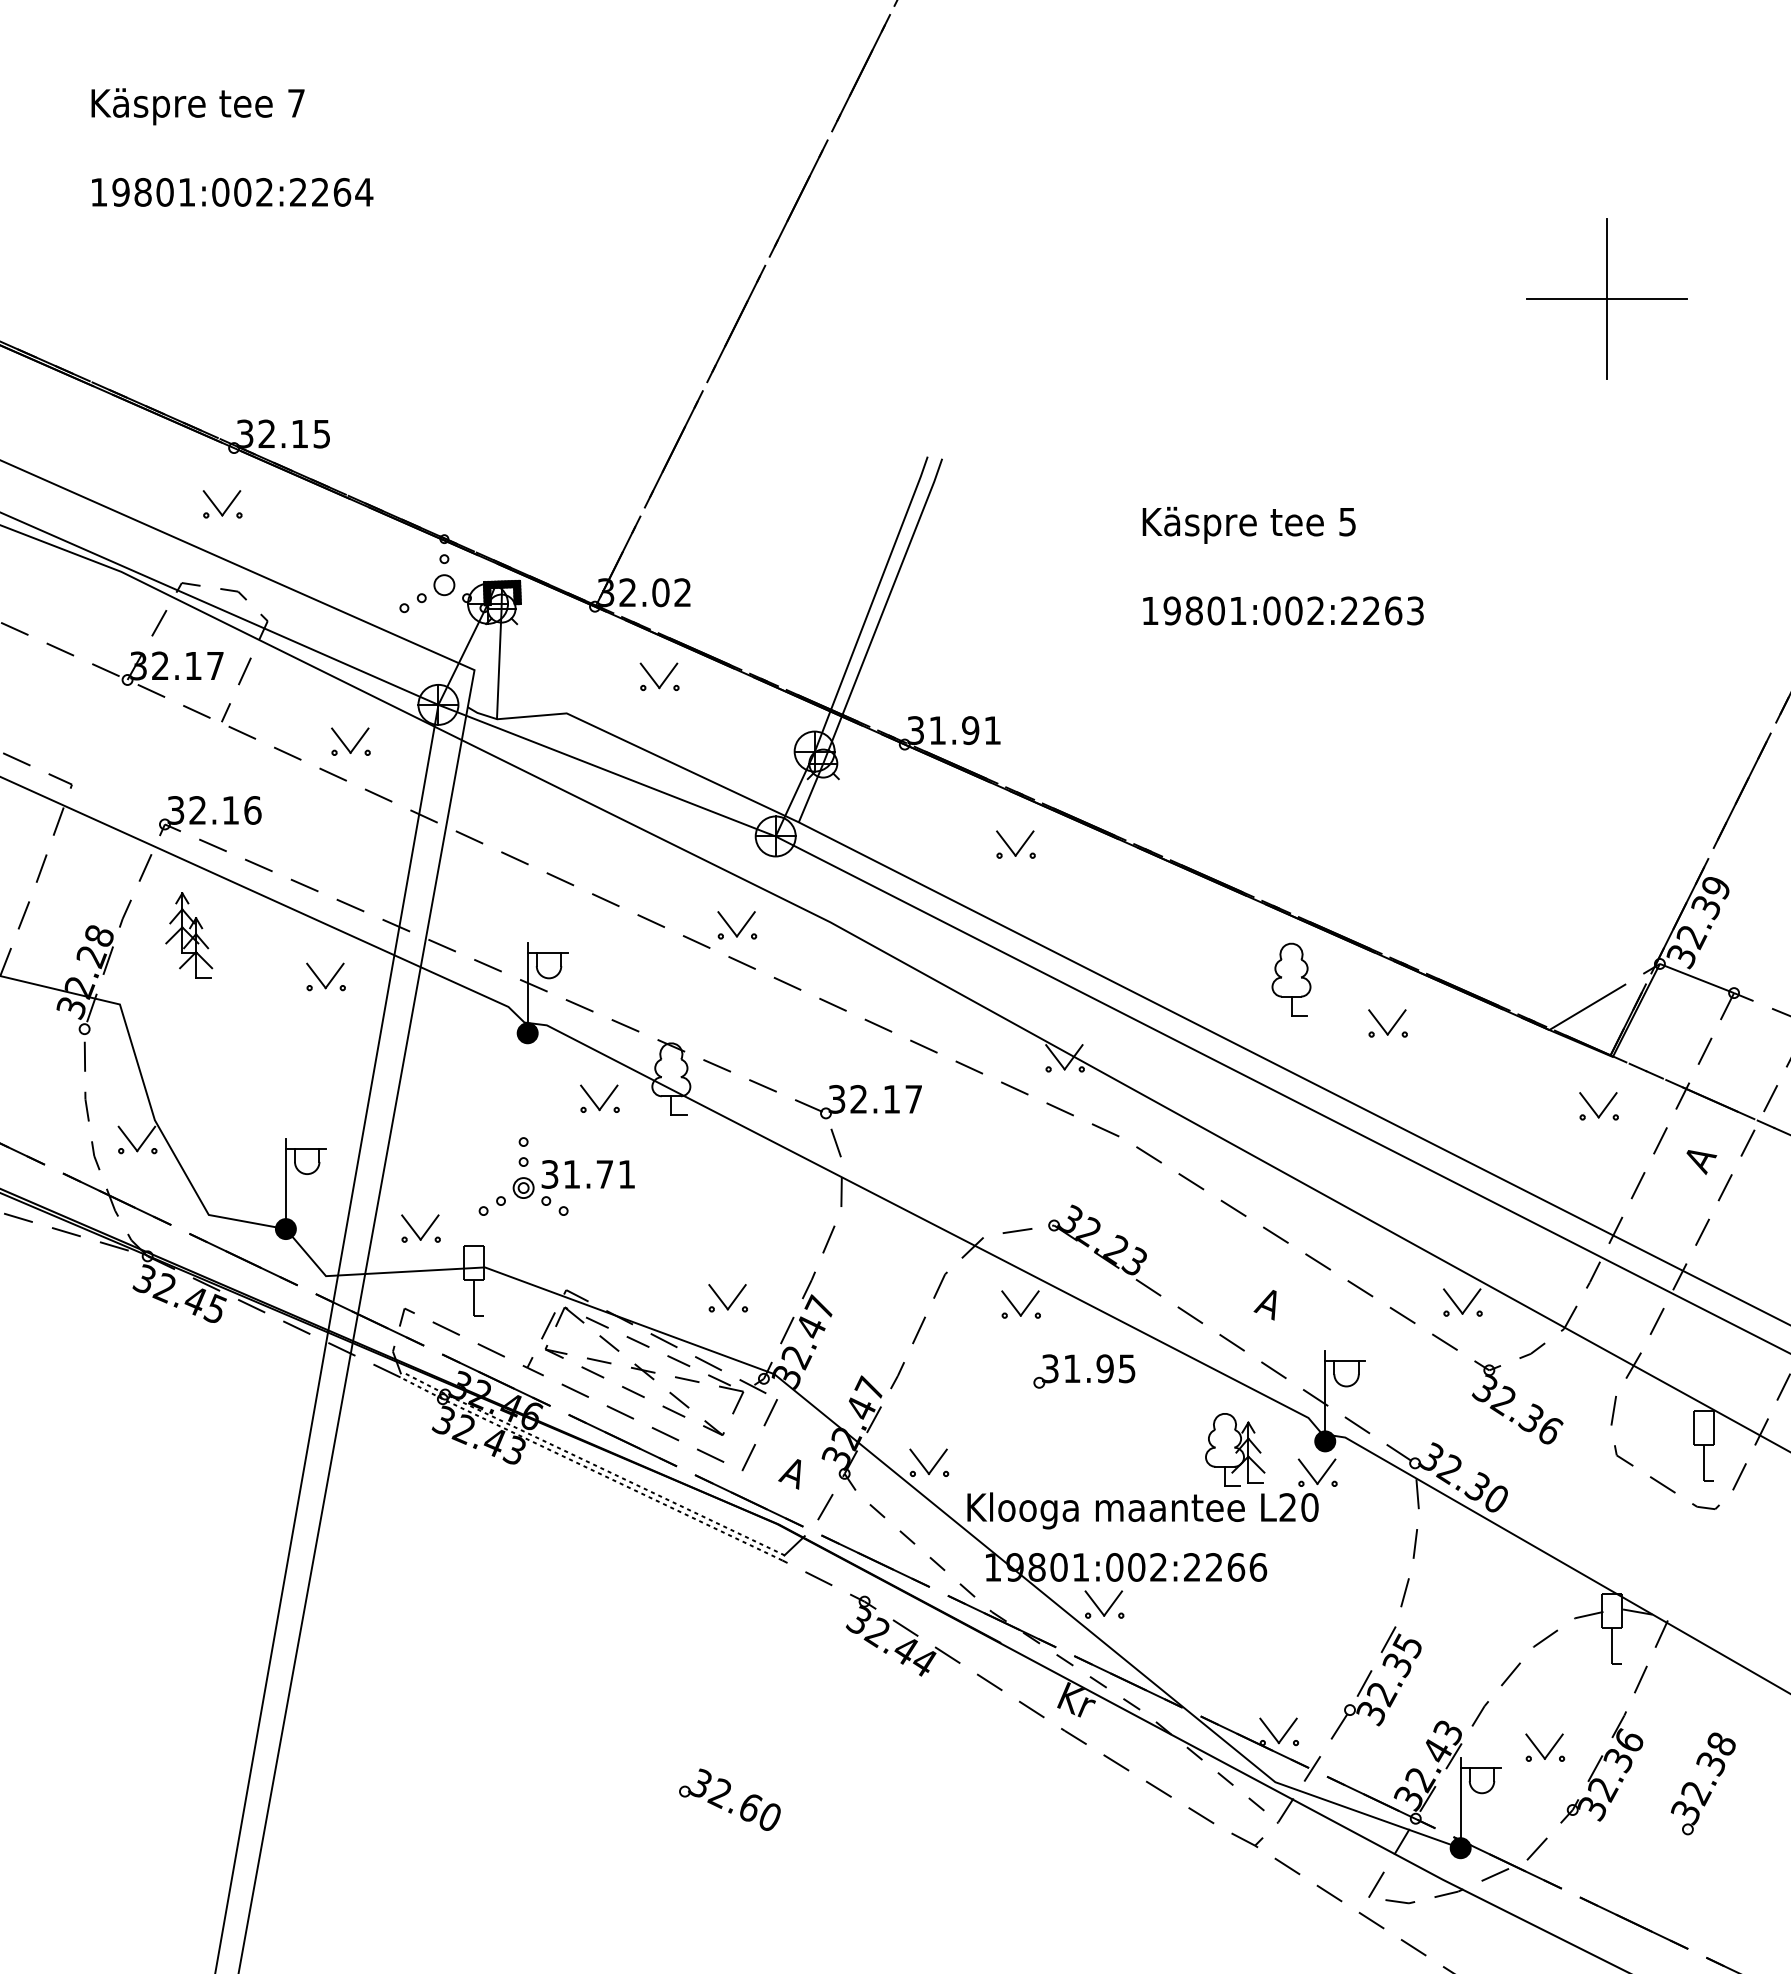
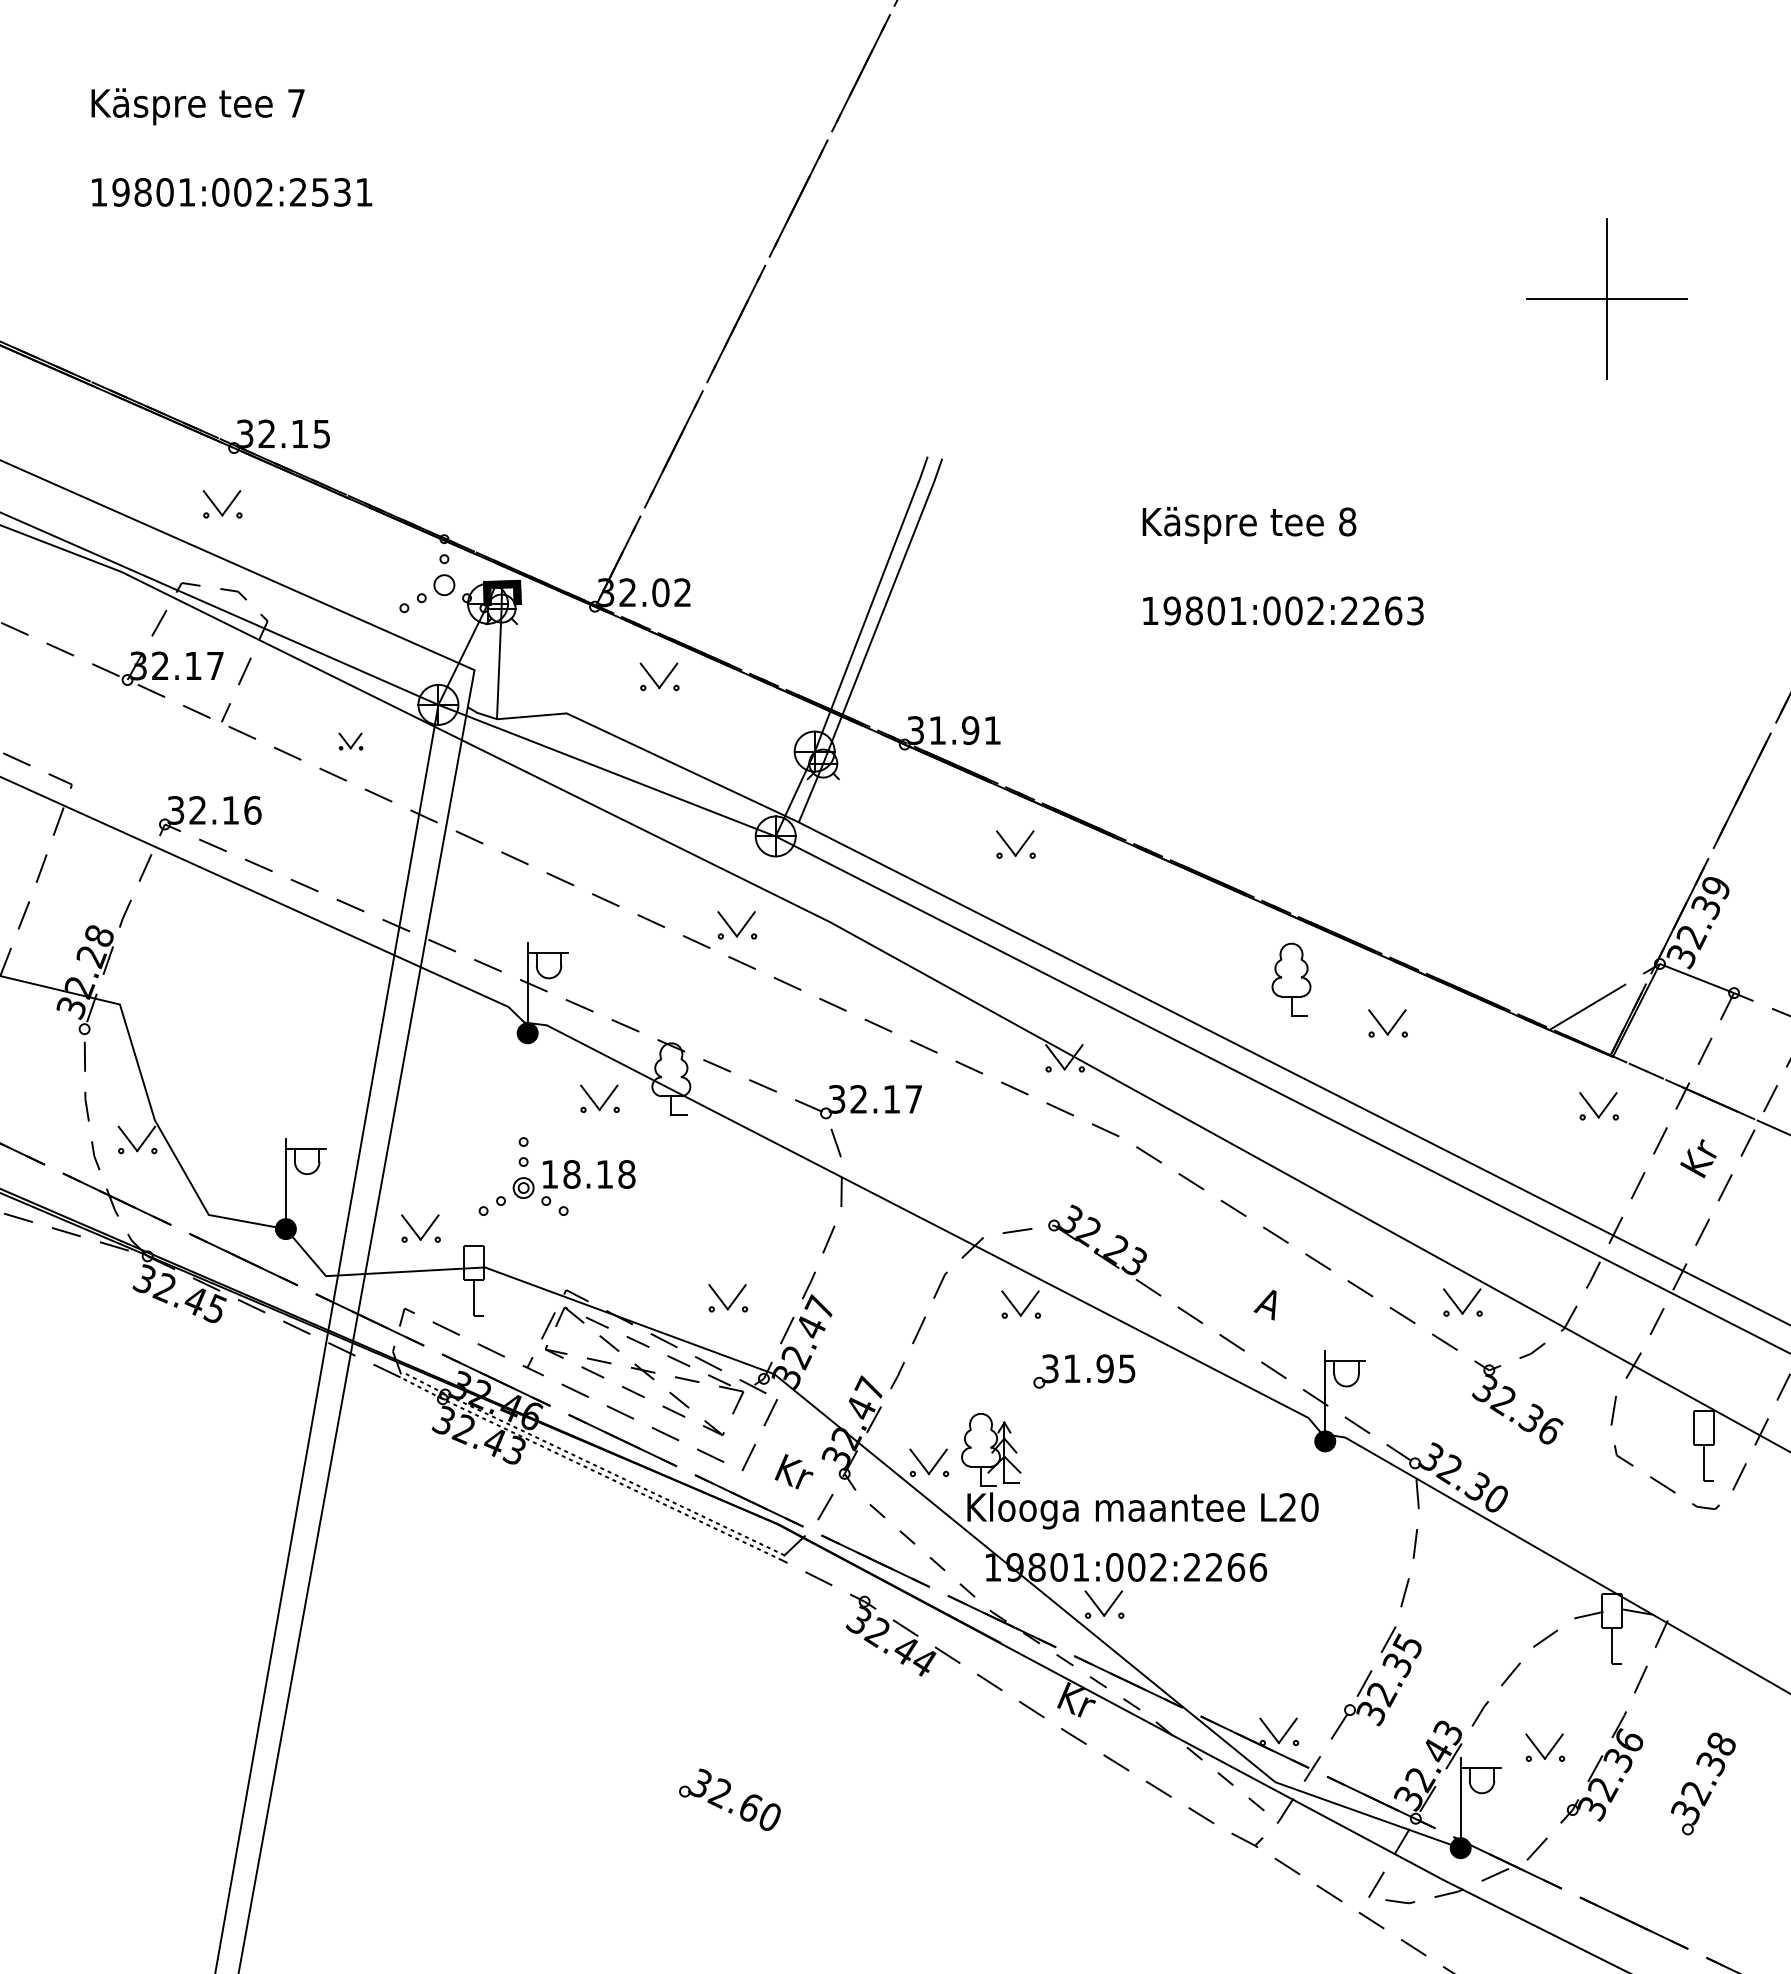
text: 19801:002:2264 -> 19801:002:2531 (342, 191)
text: 5 -> 8 (1347, 521)
part size: 40x29 px -> 26x19 px (350, 741)
part: present -> none (189, 935)
part: present -> none (325, 976)
text: A -> Kr (1698, 1158)
text: 31.71 -> 18.18 (588, 1174)
part position: (1235, 1449) -> (991, 1449) (991, 1449)
text: A -> Kr (793, 1471)
part: present -> none (1317, 1472)
